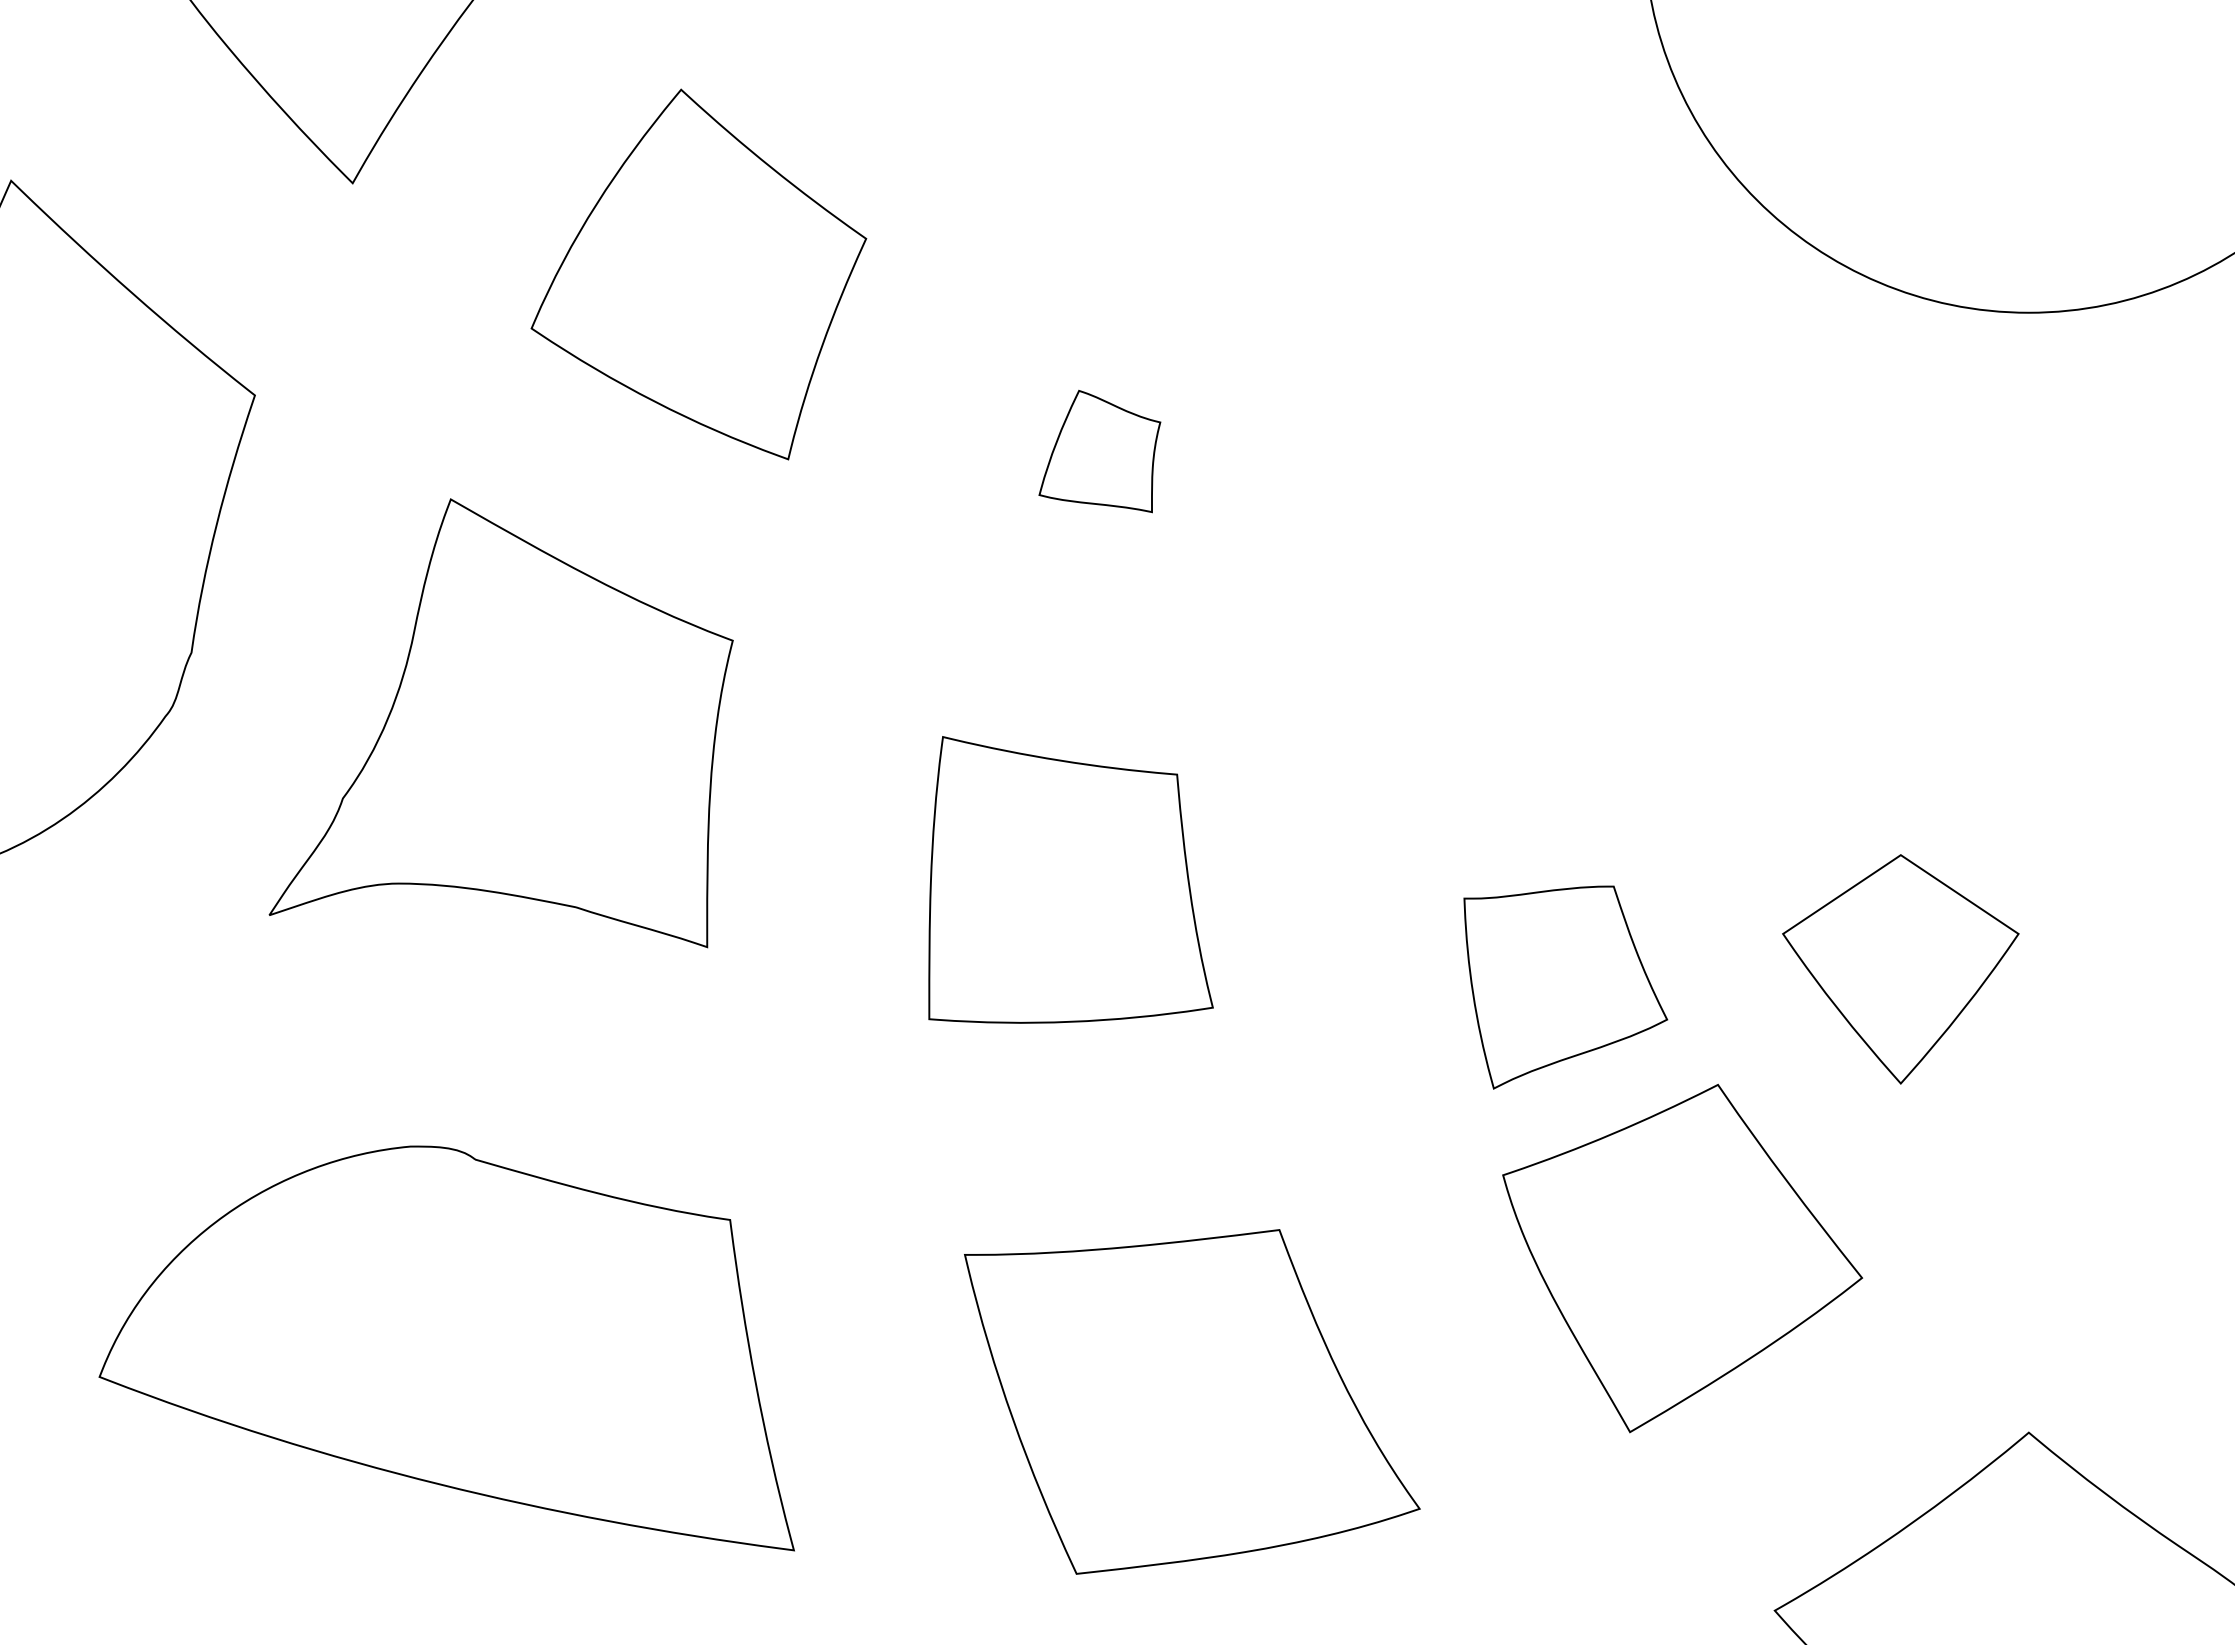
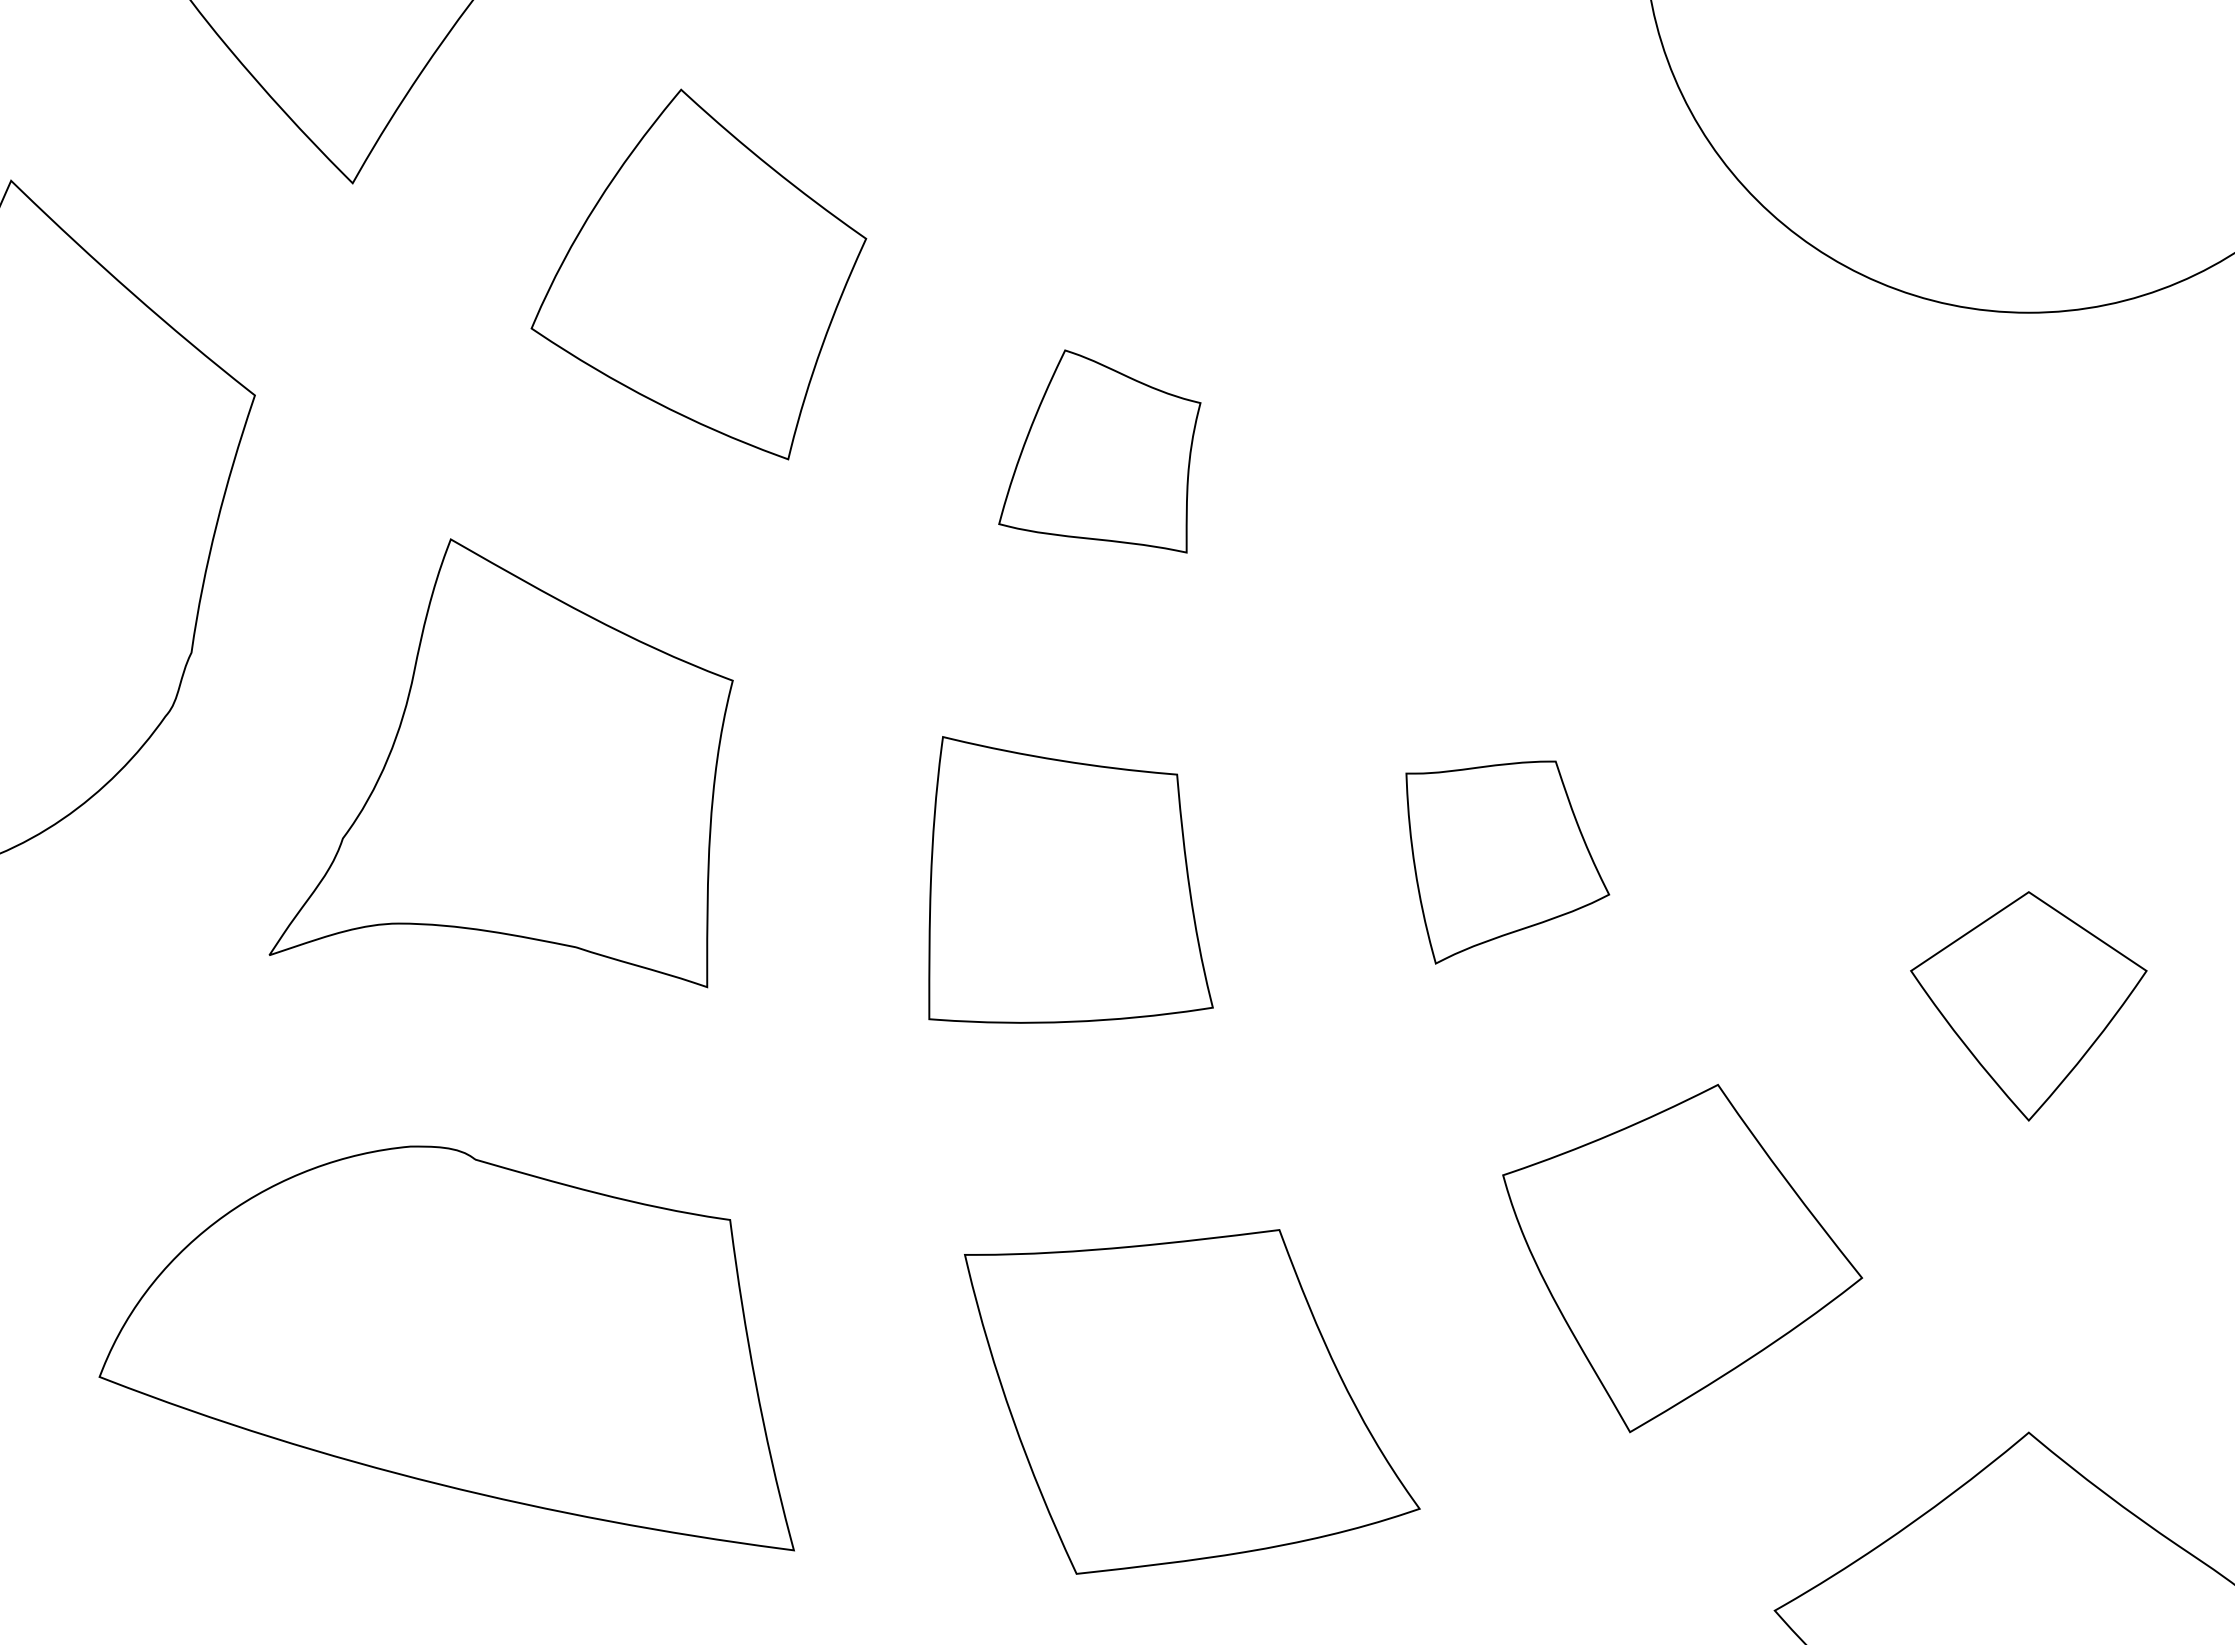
part size: 124x125 px -> 204x205 px (1099, 451)
part position: (500, 723) -> (500, 763) (500, 763)
part position: (1900, 969) -> (2028, 1006) (2028, 1006)
part position: (1565, 987) -> (1507, 862) (1507, 862)
